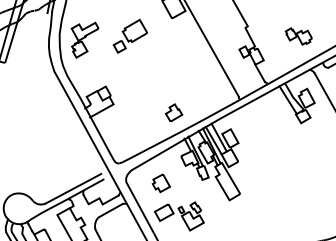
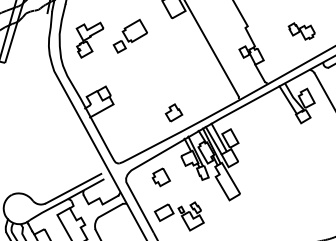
part position: (298, 36) -> (301, 31) (301, 31)
part position: (84, 39) -> (89, 39) (89, 39)
part position: (160, 183) -> (160, 177) (160, 177)
